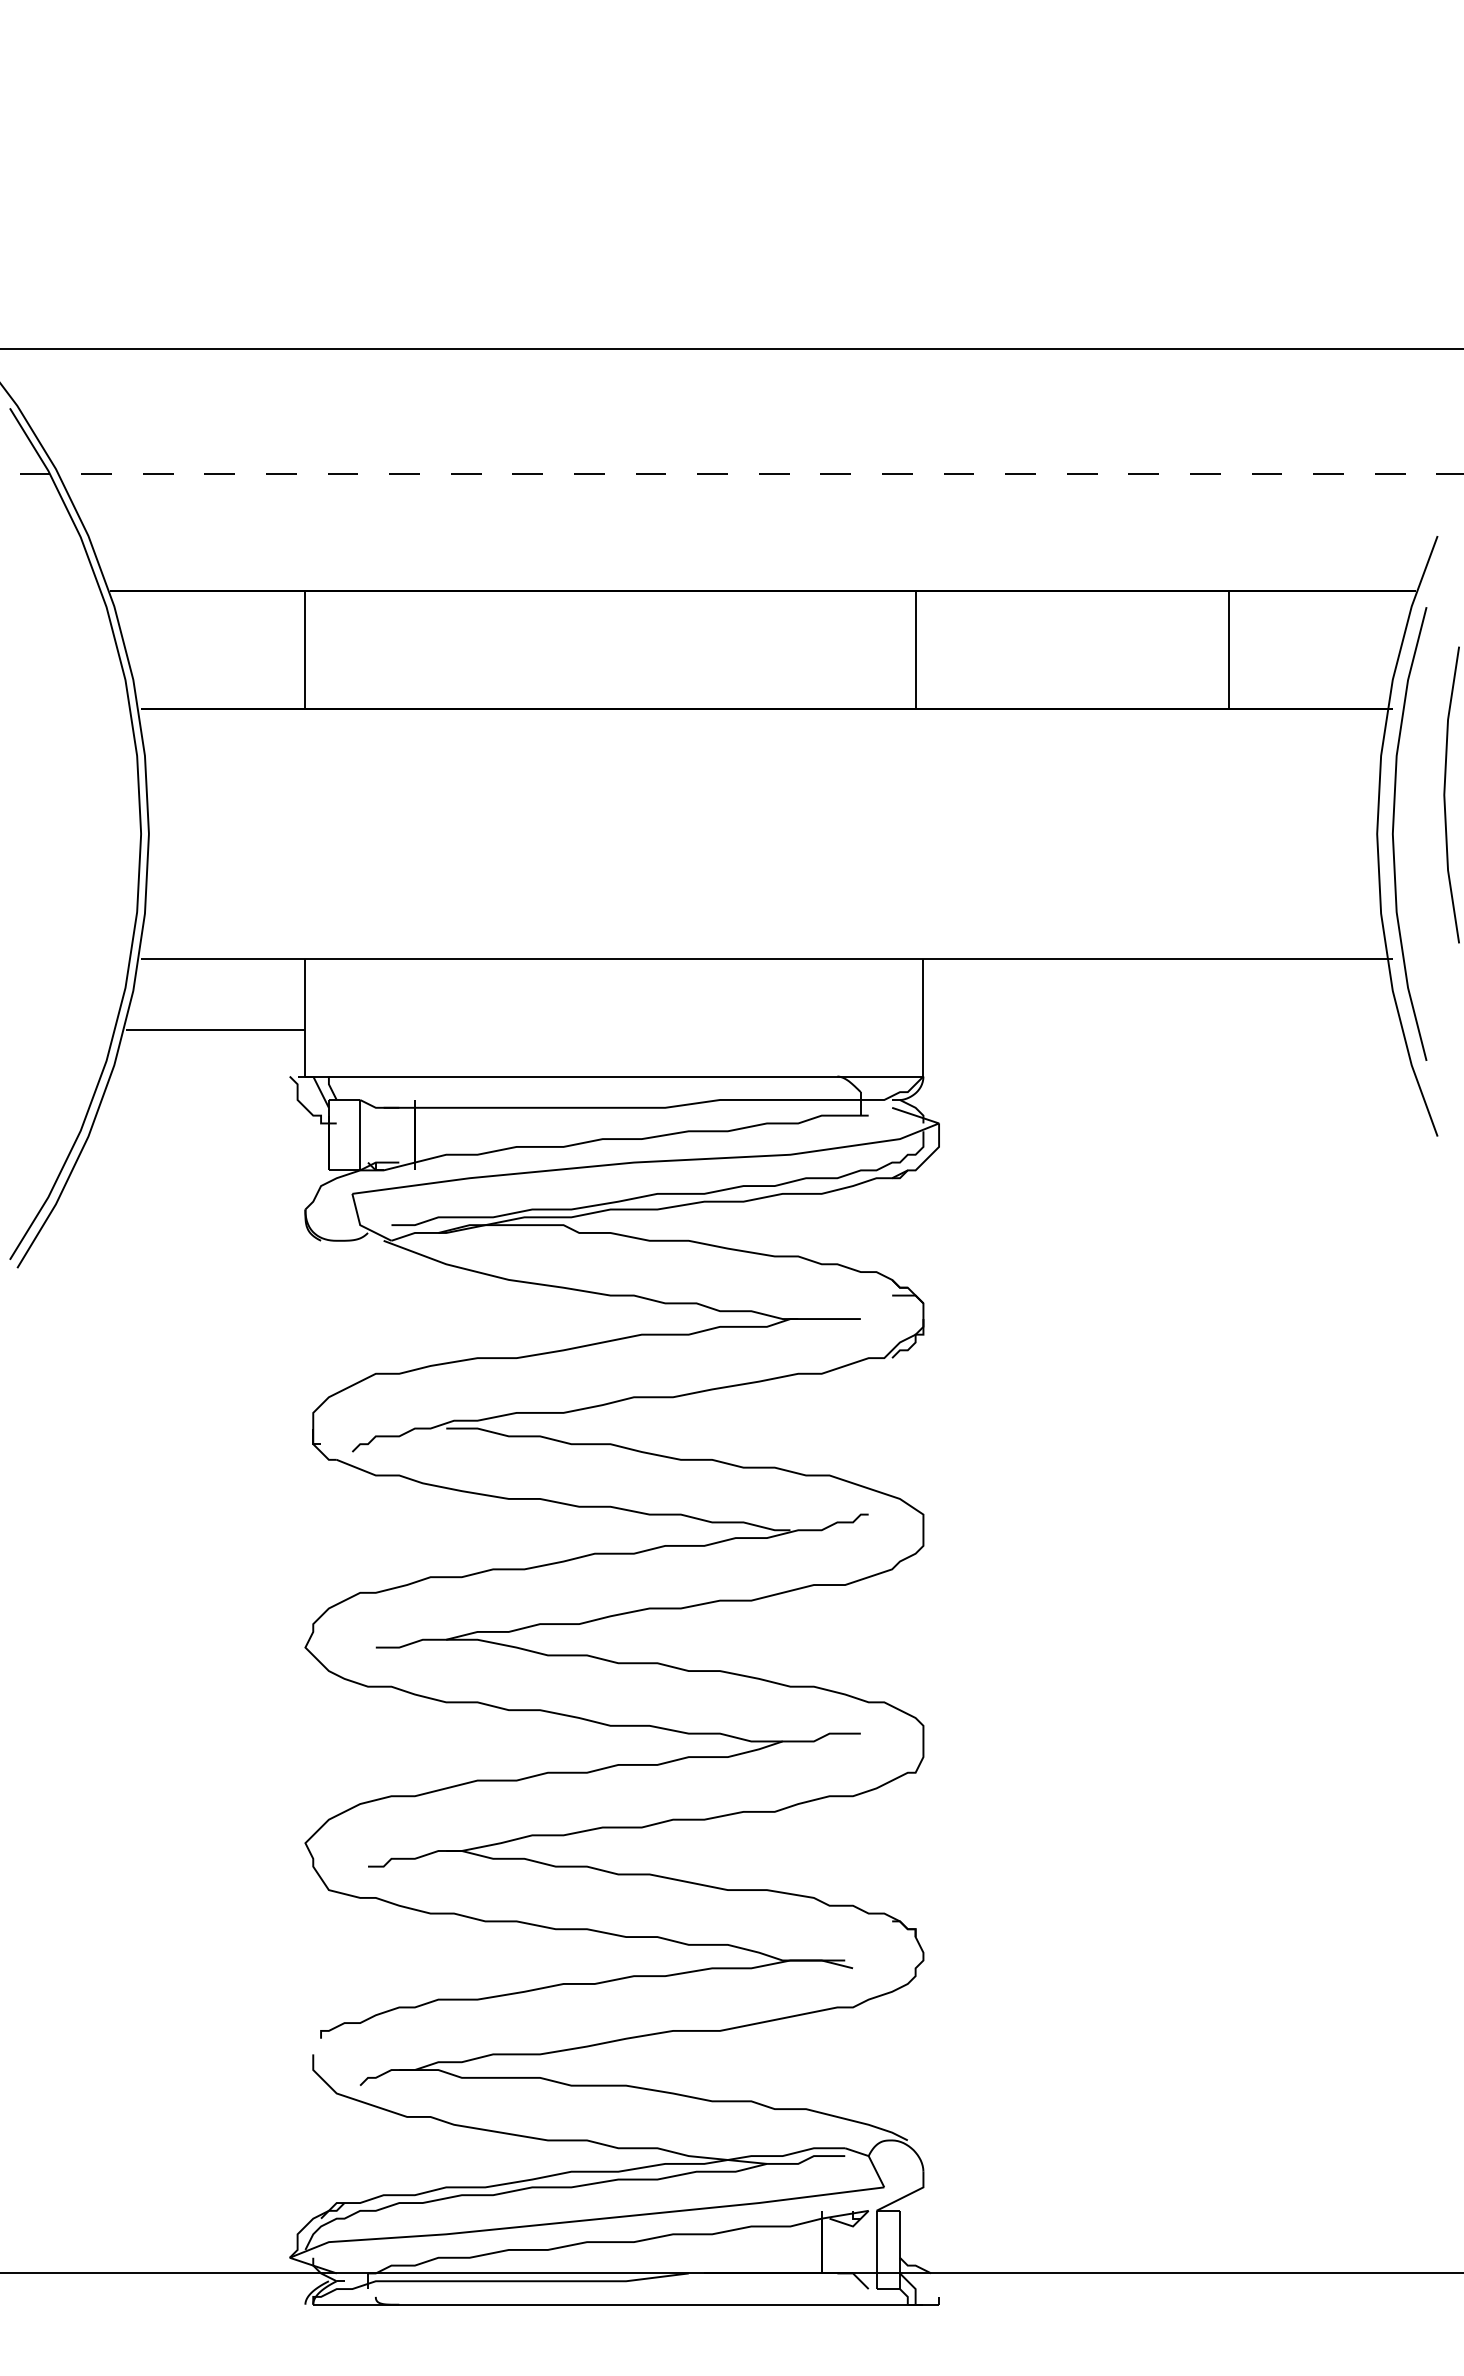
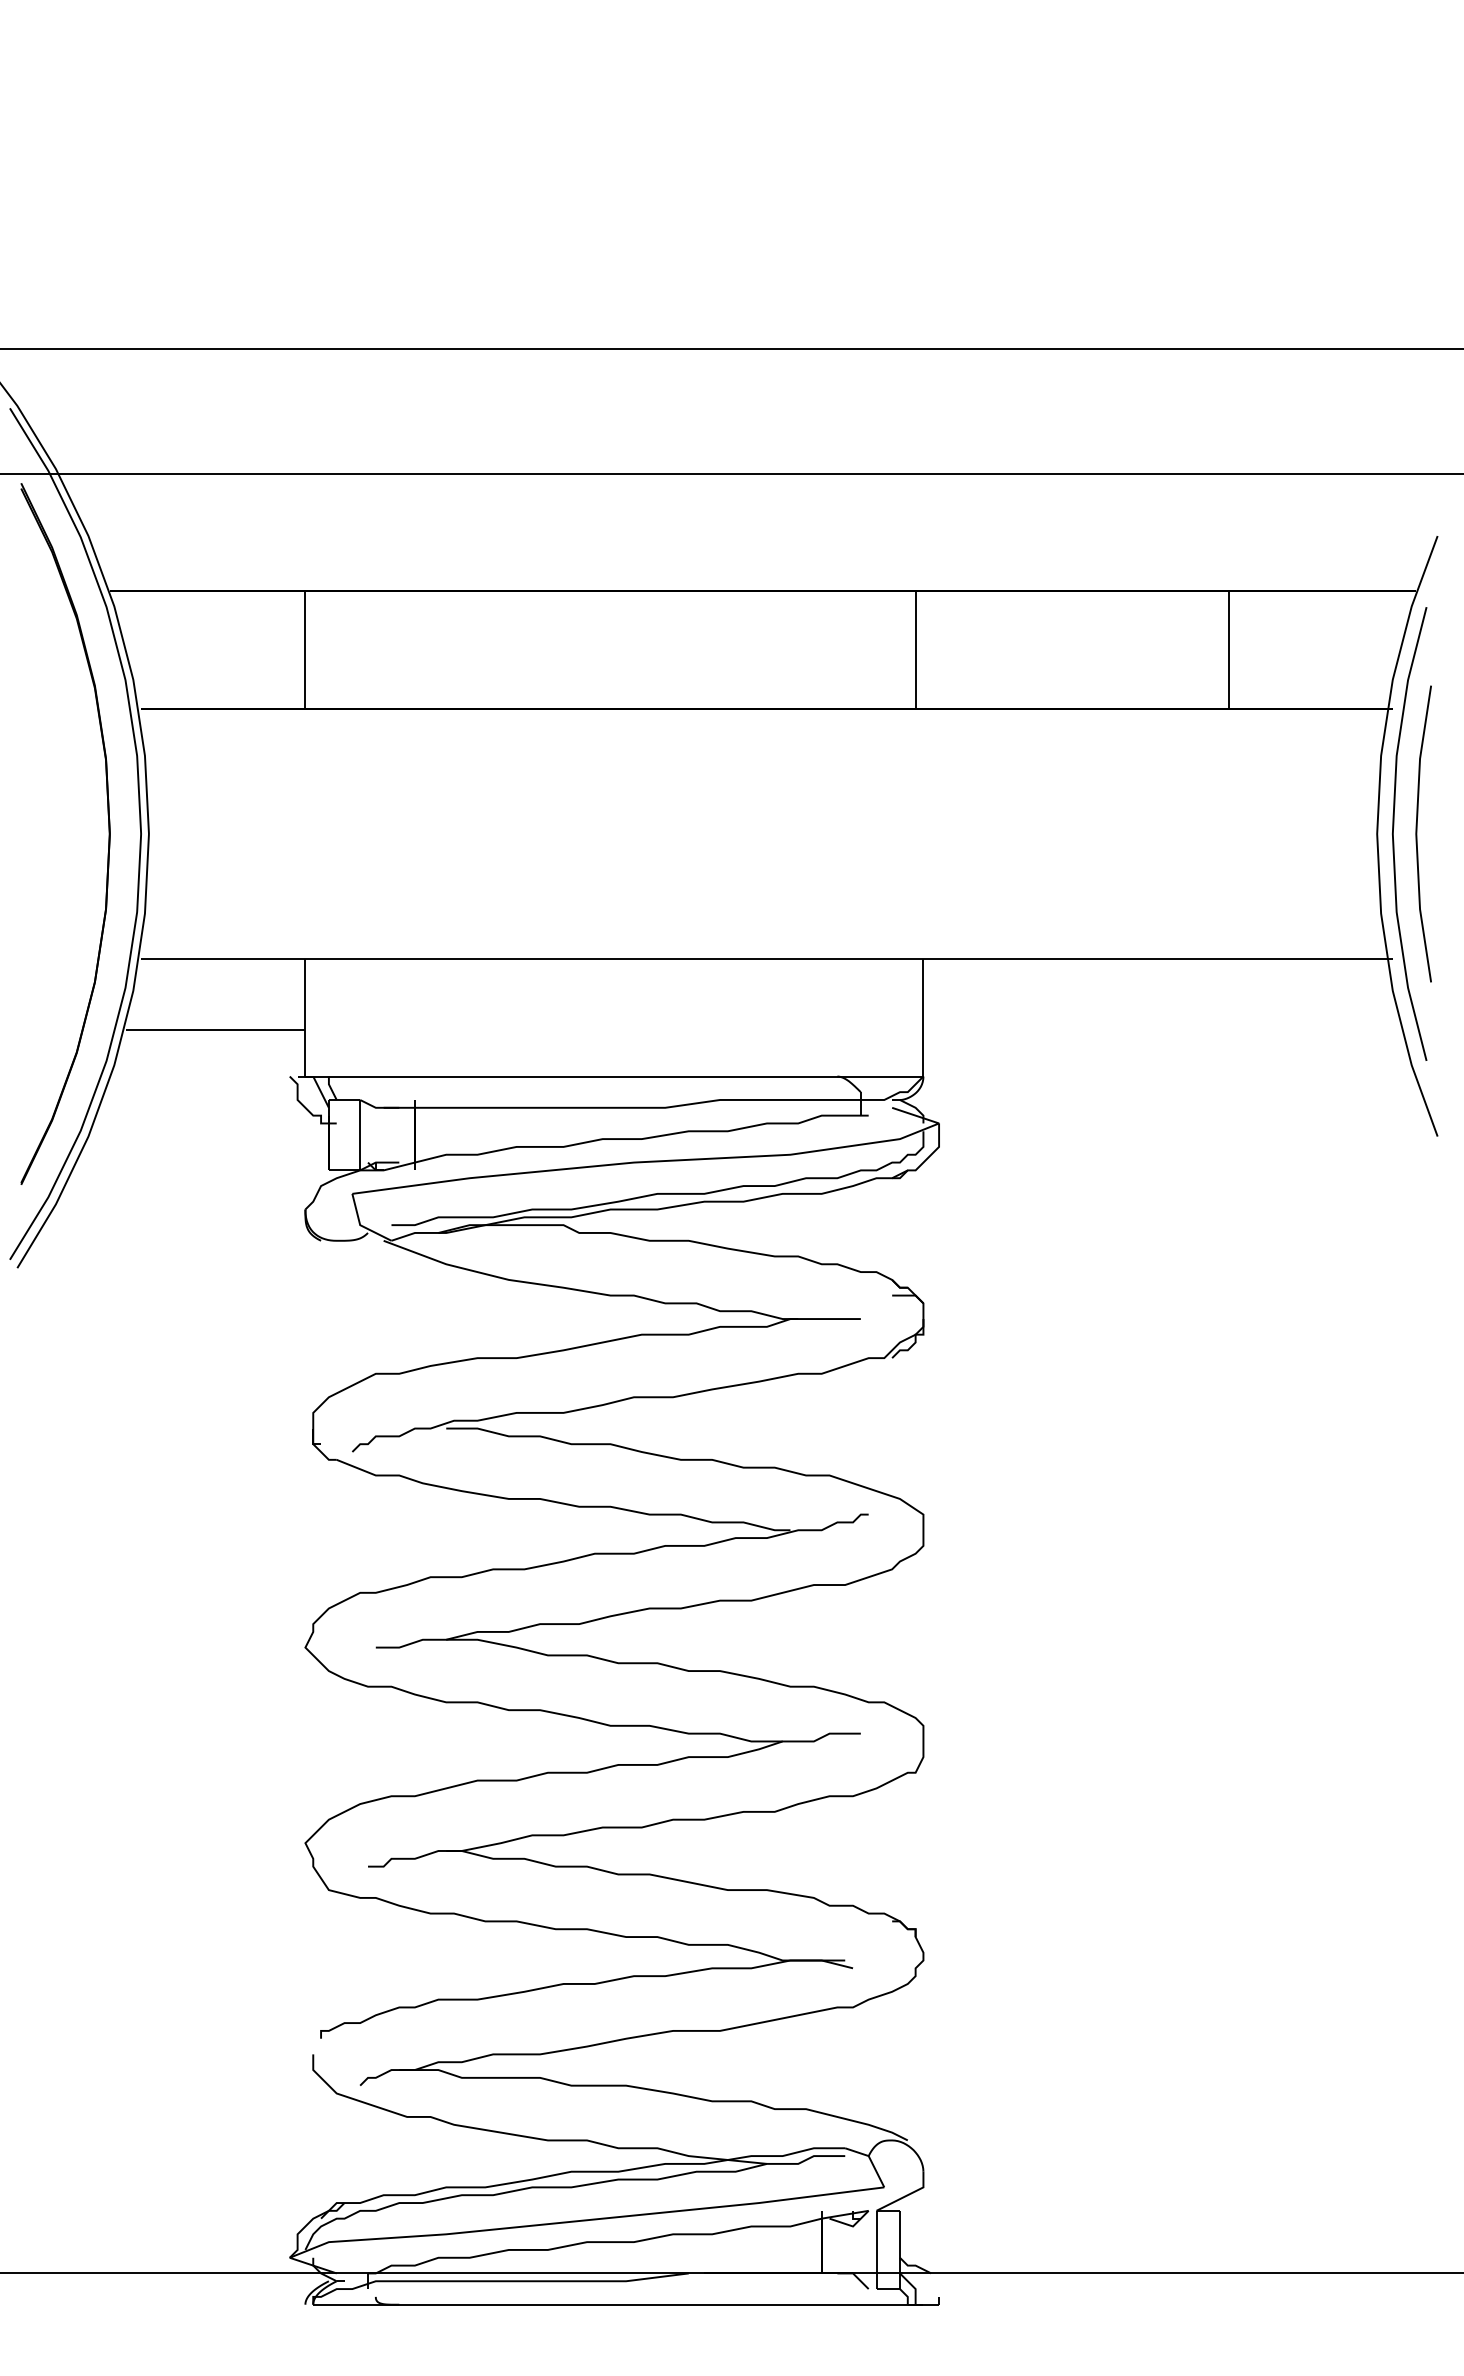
line: dashed -> solid (732, 474)
curve position: (1445, 794) -> (1417, 833) (1417, 833)
part: none -> present (108, 833)
